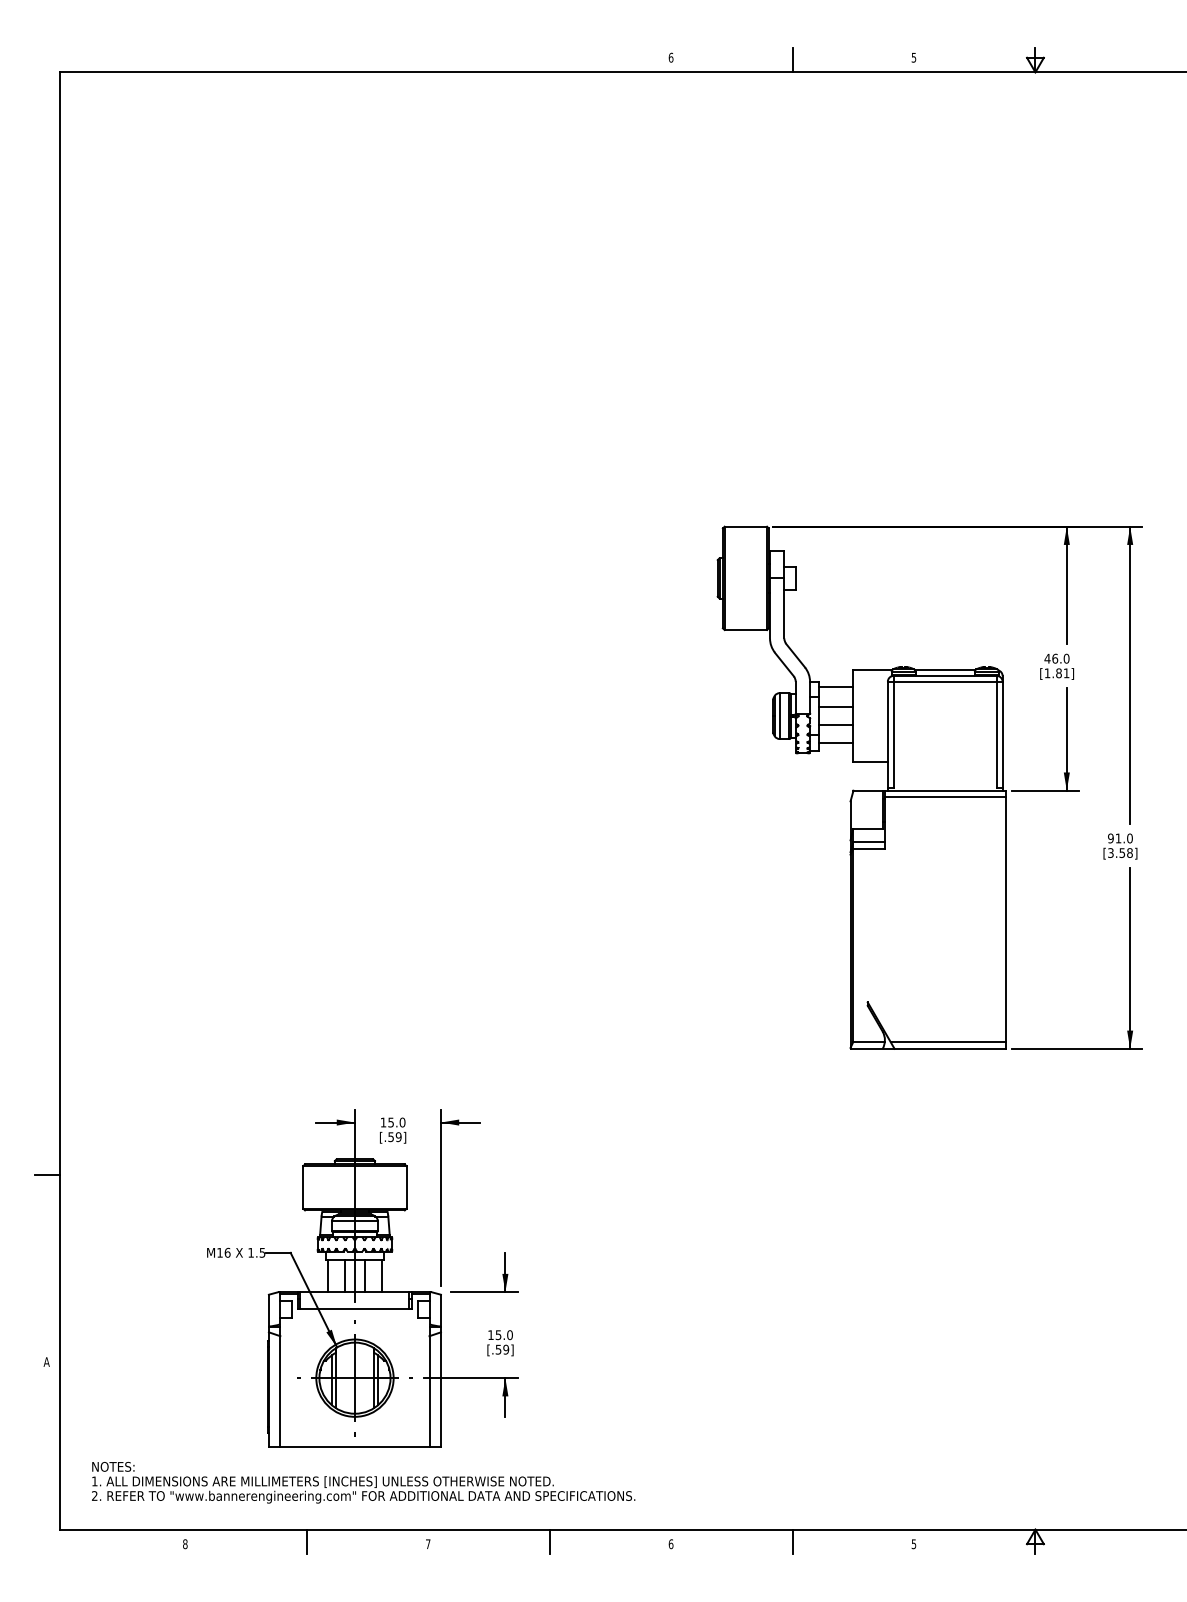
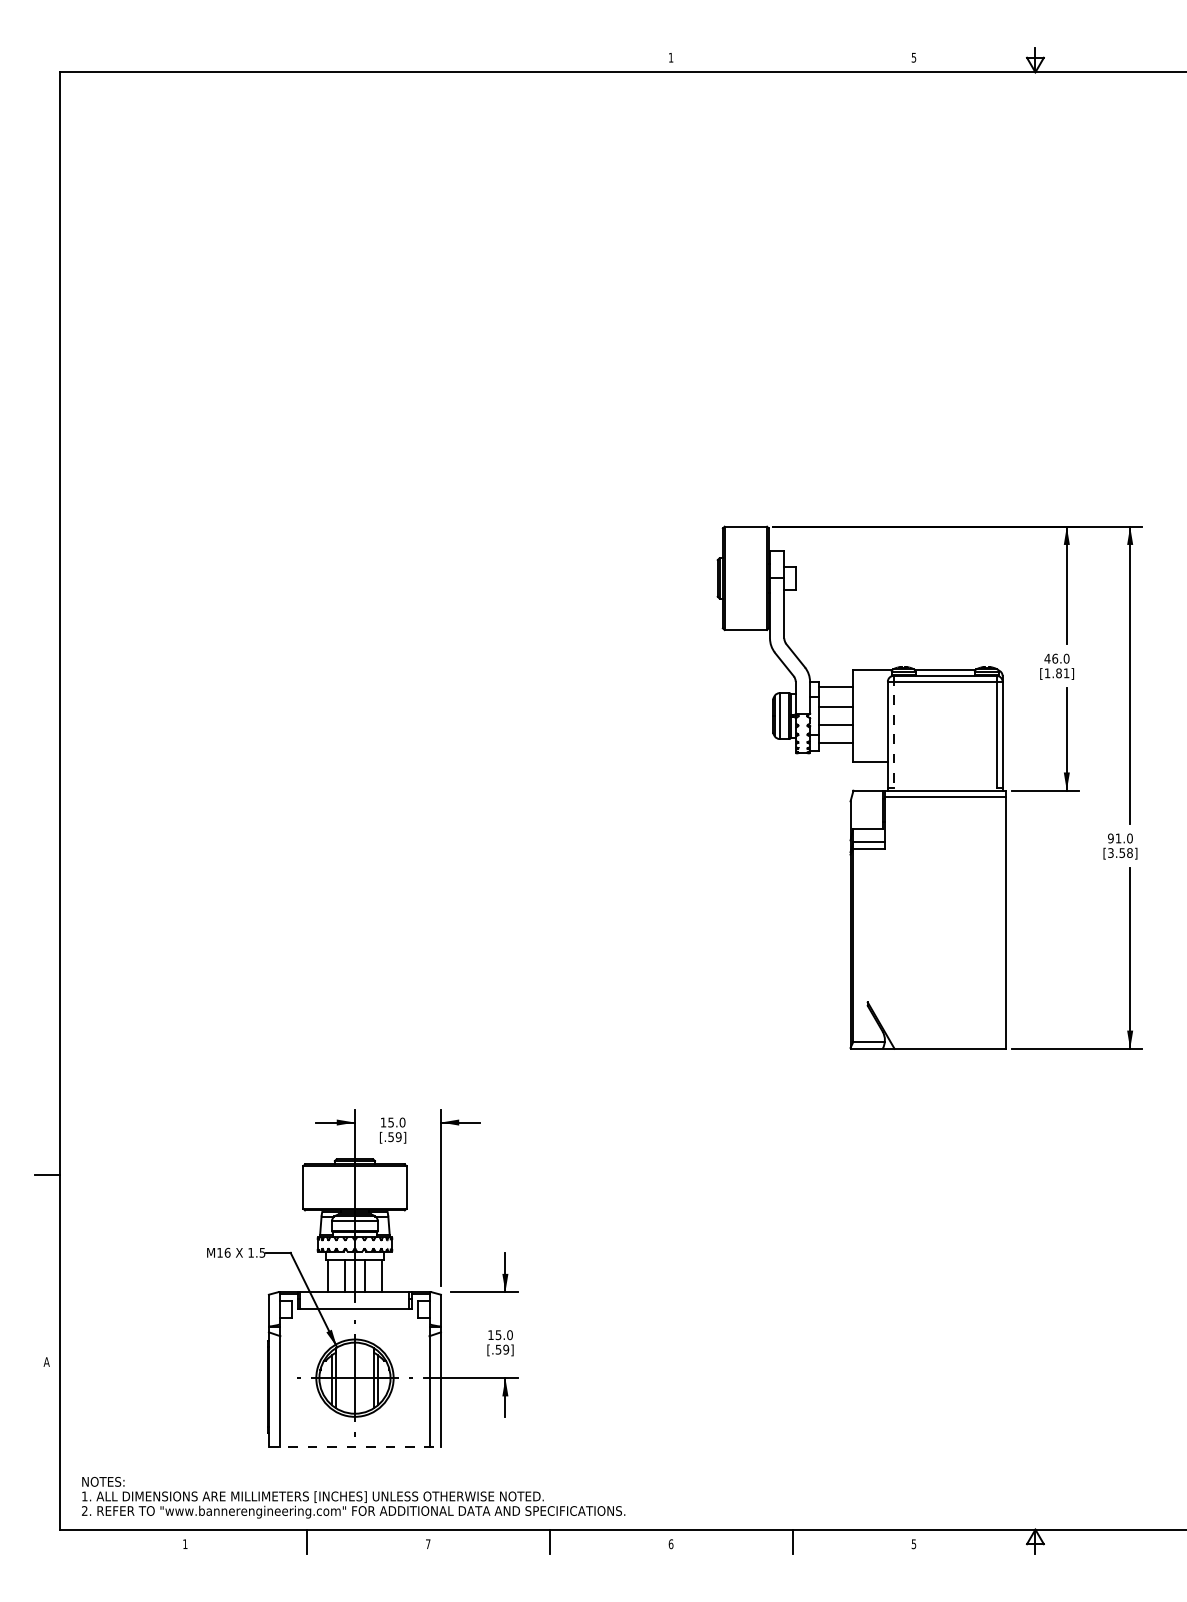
text: 6 -> 1 (670, 57)
line: present -> none (792, 60)
line: solid -> dashed (893, 731)
line: present -> none (947, 1042)
line: solid -> dashed (355, 1447)
text position: (363, 1482) -> (353, 1497) (353, 1497)
text: 8 -> 1 (185, 1544)
